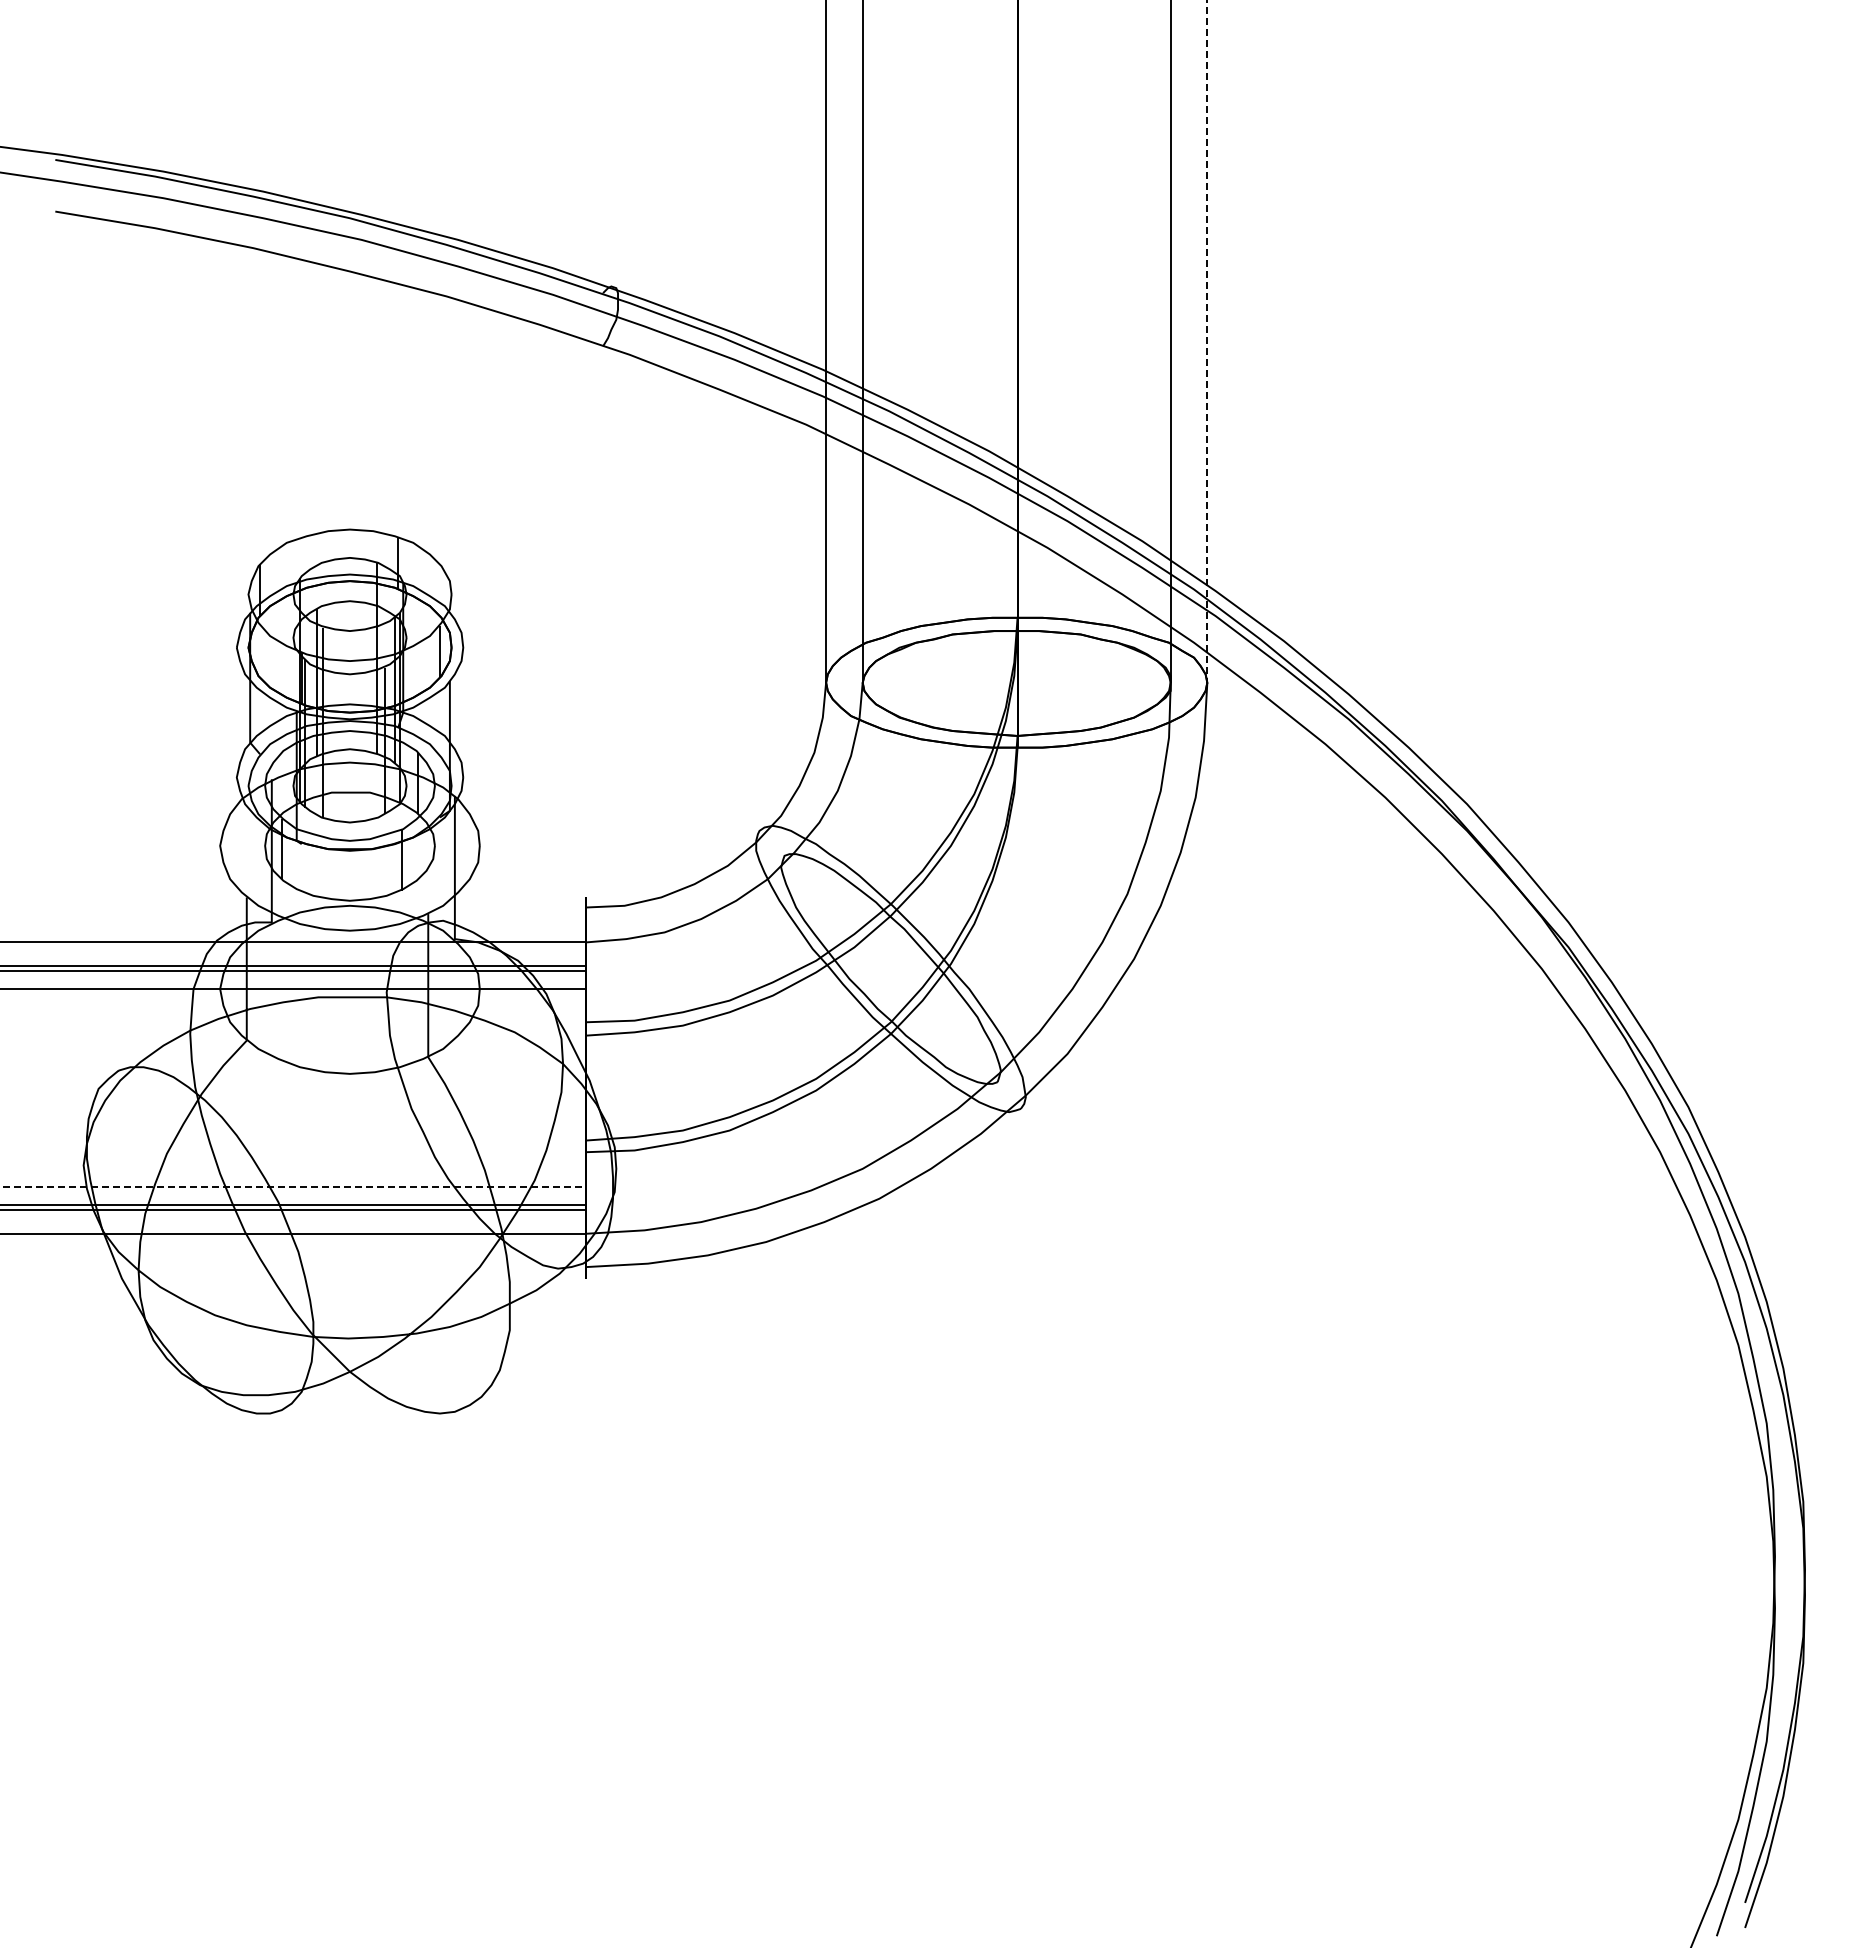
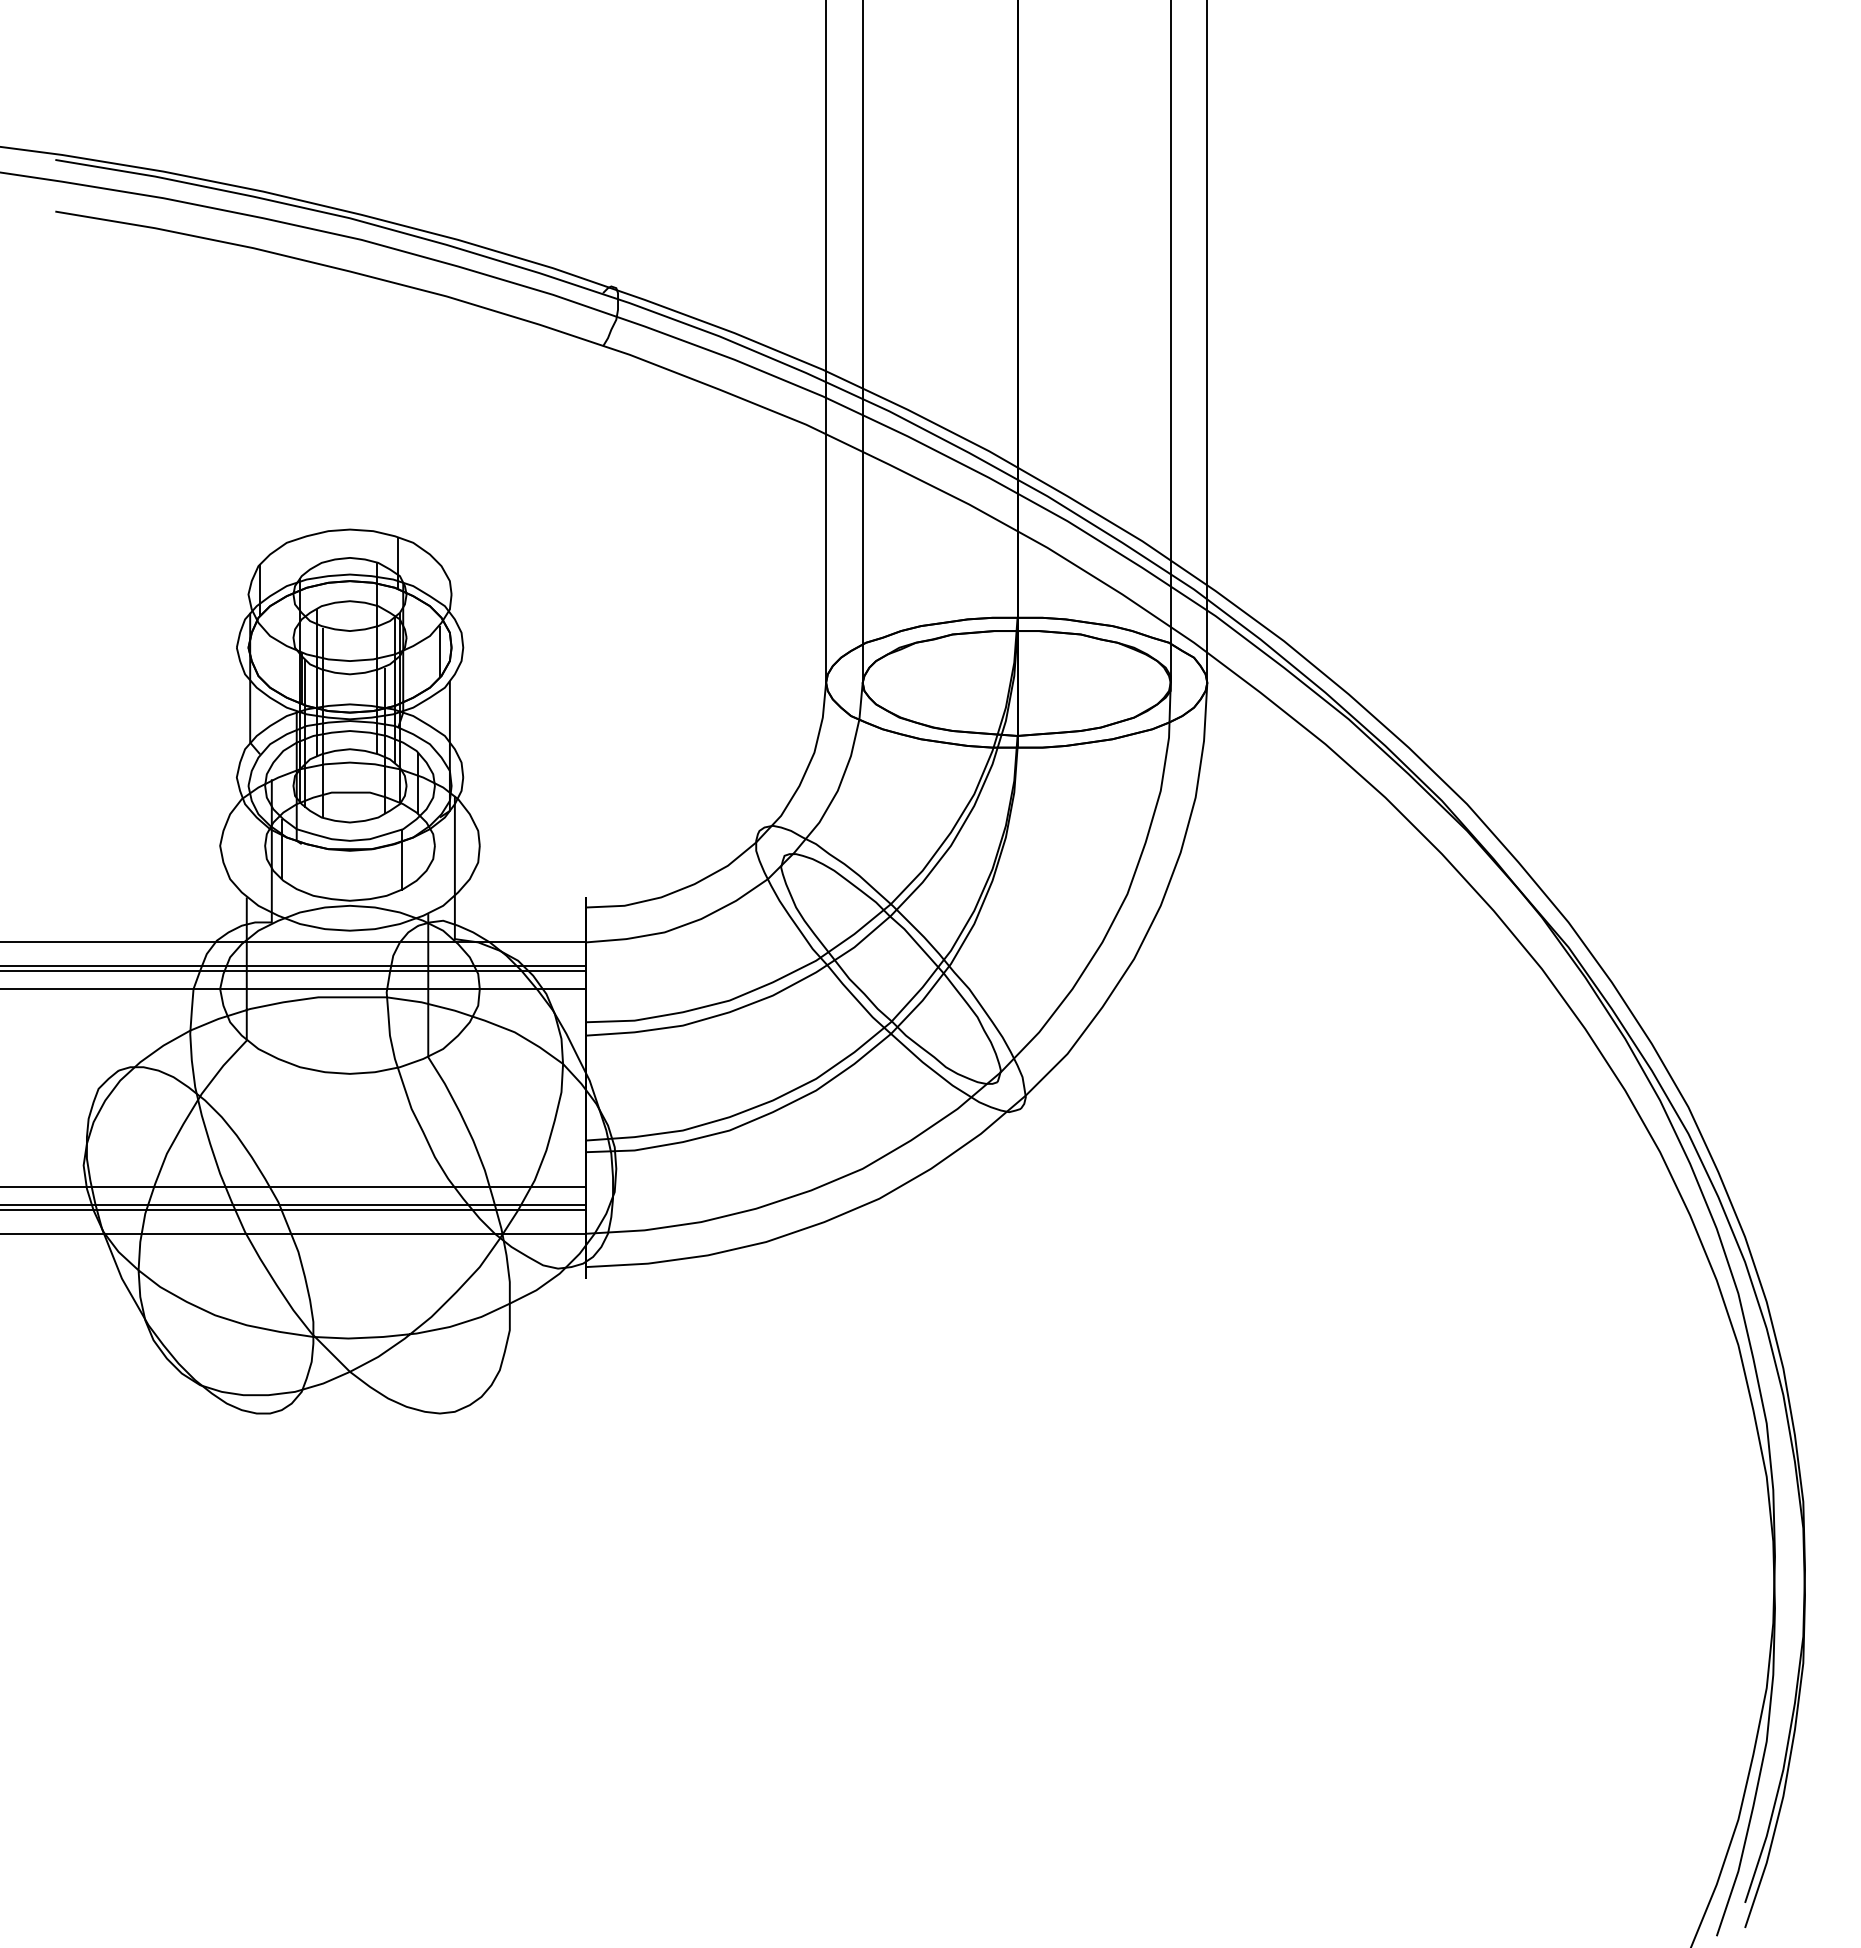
line: dashed -> solid (1207, 341)
line: dashed -> solid (293, 1187)
